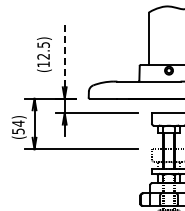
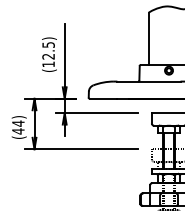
text position: (44, 54) -> (49, 54) (49, 54)
line: dashed -> solid (64, 55)
text: (54) -> (44) (18, 131)
